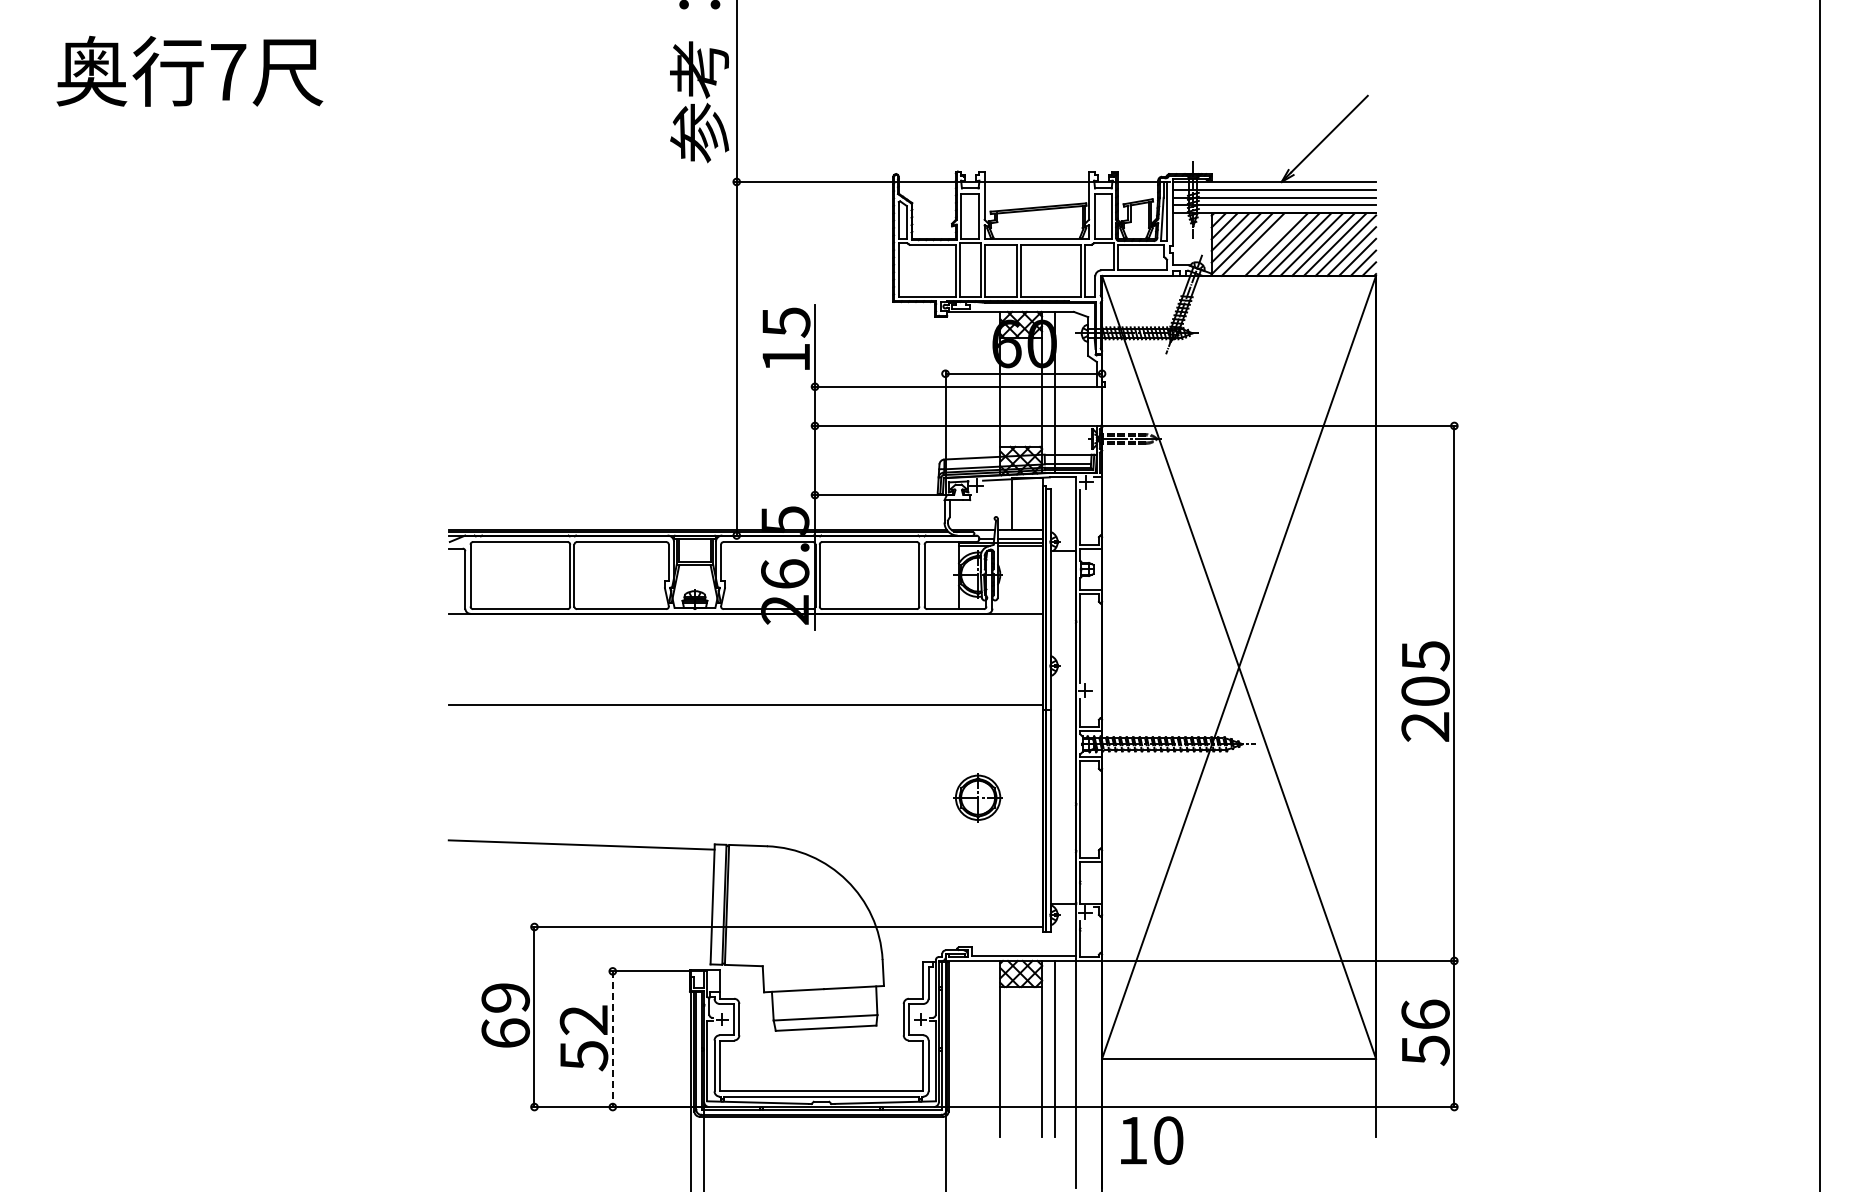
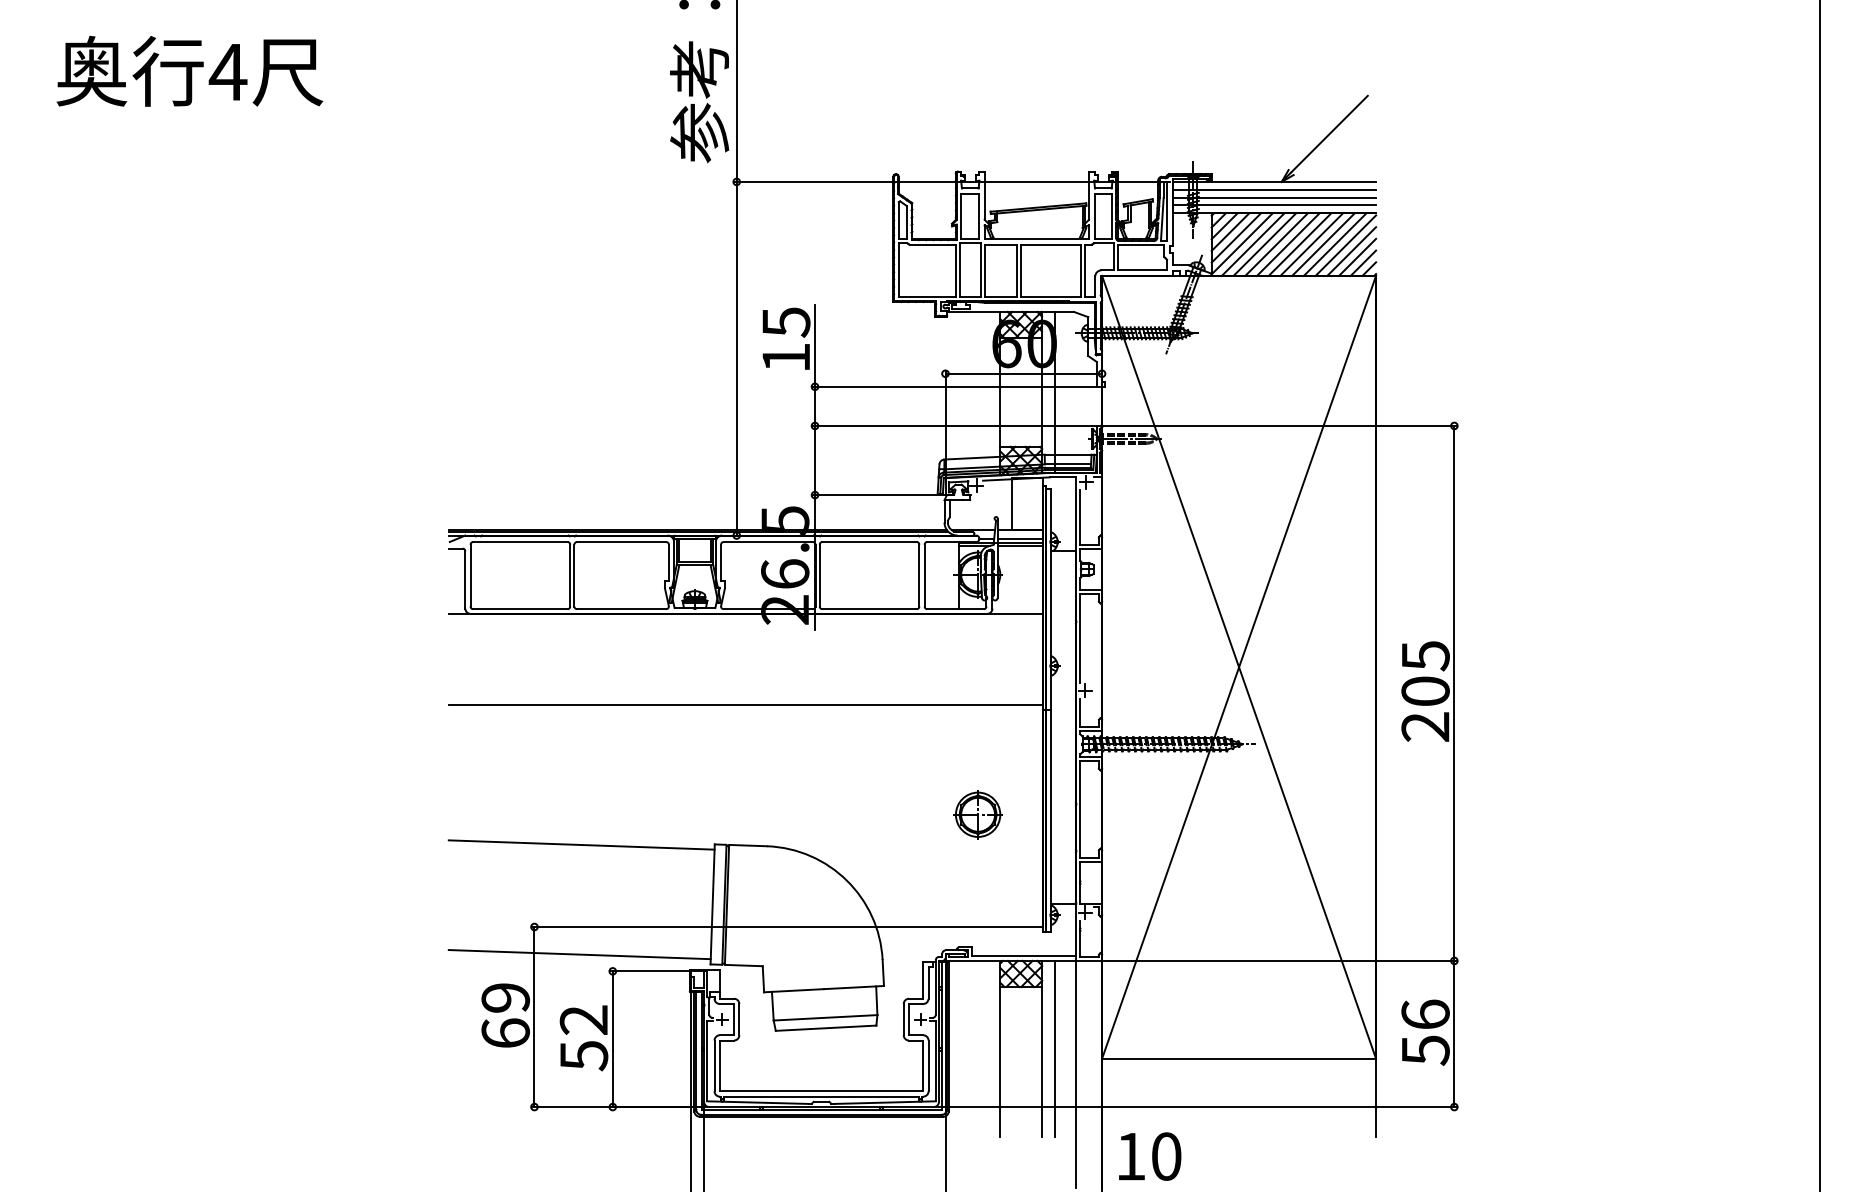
text: 7 -> 4 (227, 72)
line: none -> present (1264, 244)
part position: (977, 797) -> (977, 814) (977, 814)
line: none -> present (579, 954)
line: dashed -> solid (612, 1039)
text position: (1152, 1140) -> (1150, 1156) (1150, 1156)
